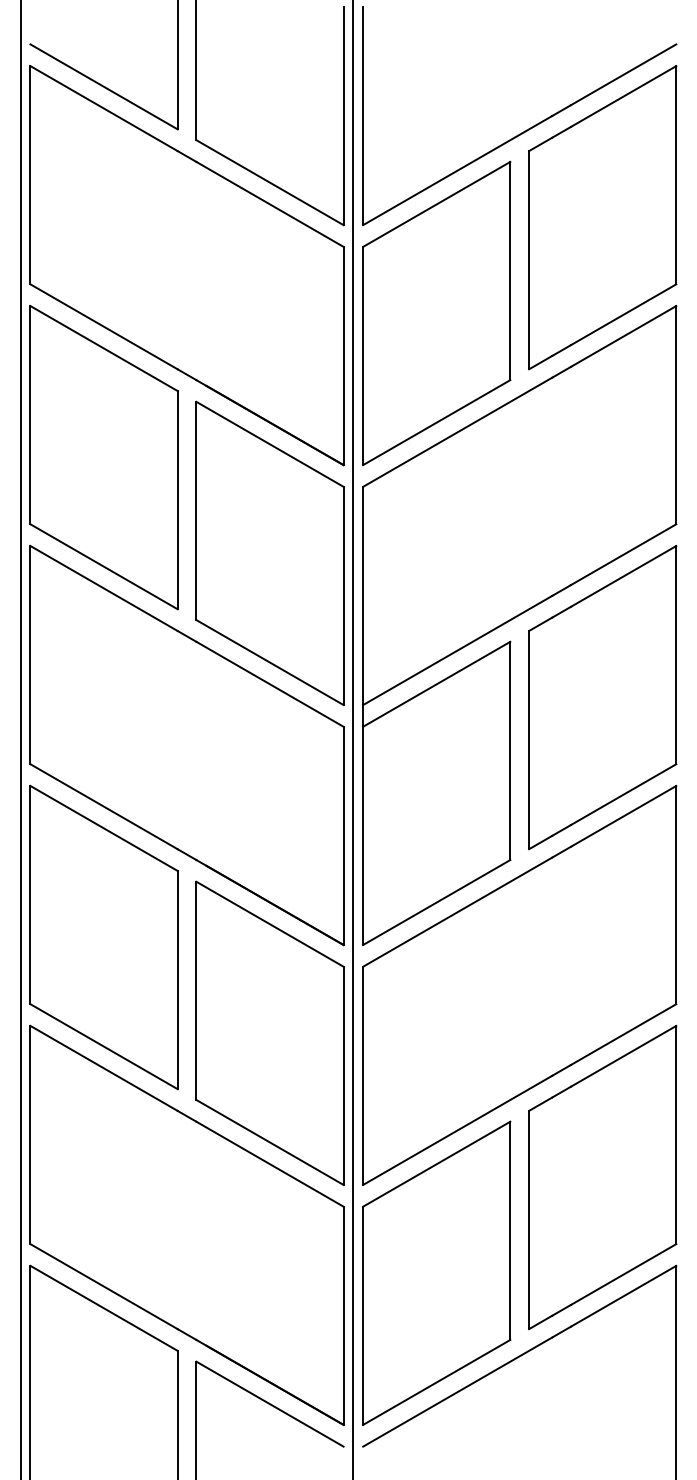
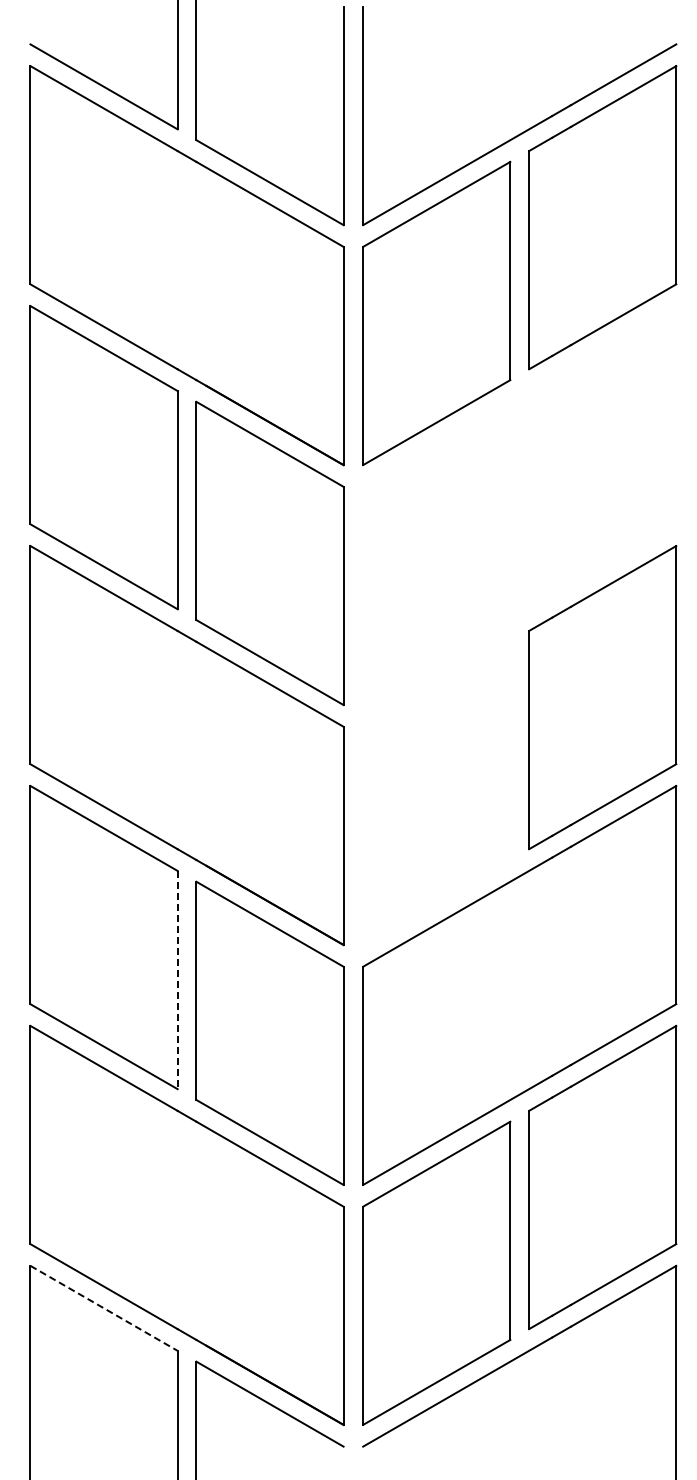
part: present -> none (515, 618)
line: present -> none (20, 739)
line: present -> none (353, 739)
line: solid -> dashed (177, 980)
line: solid -> dashed (104, 1308)
